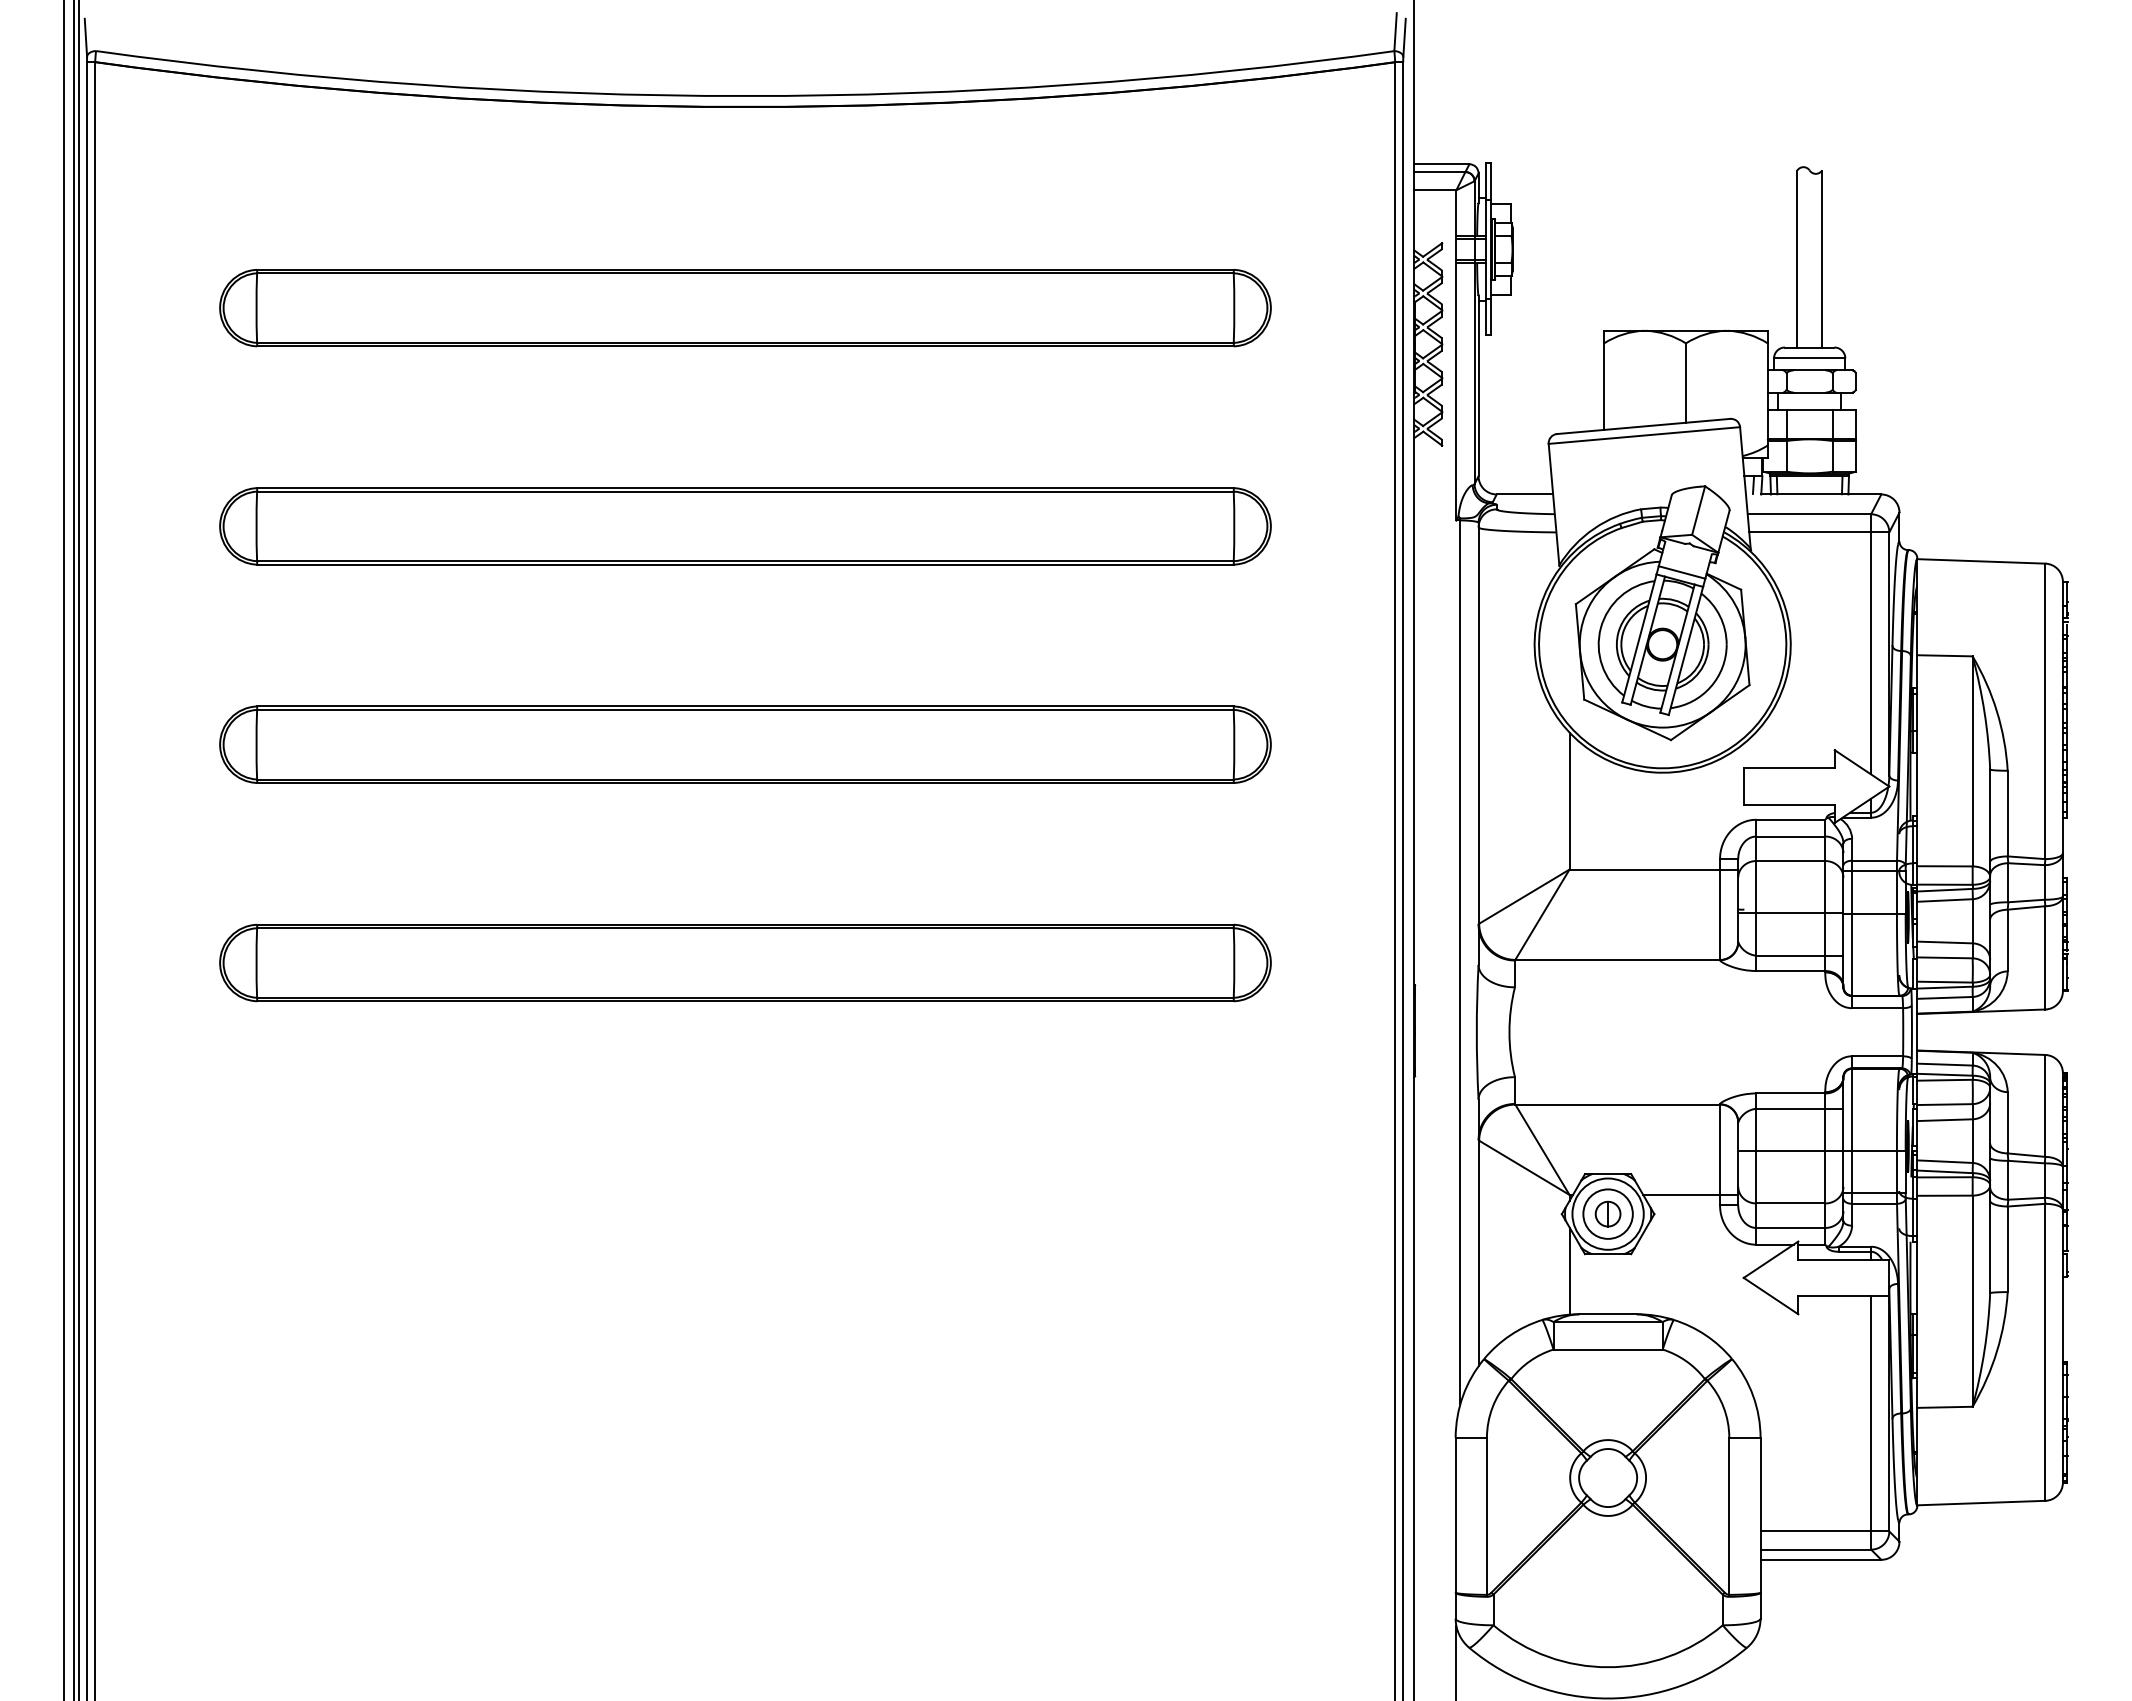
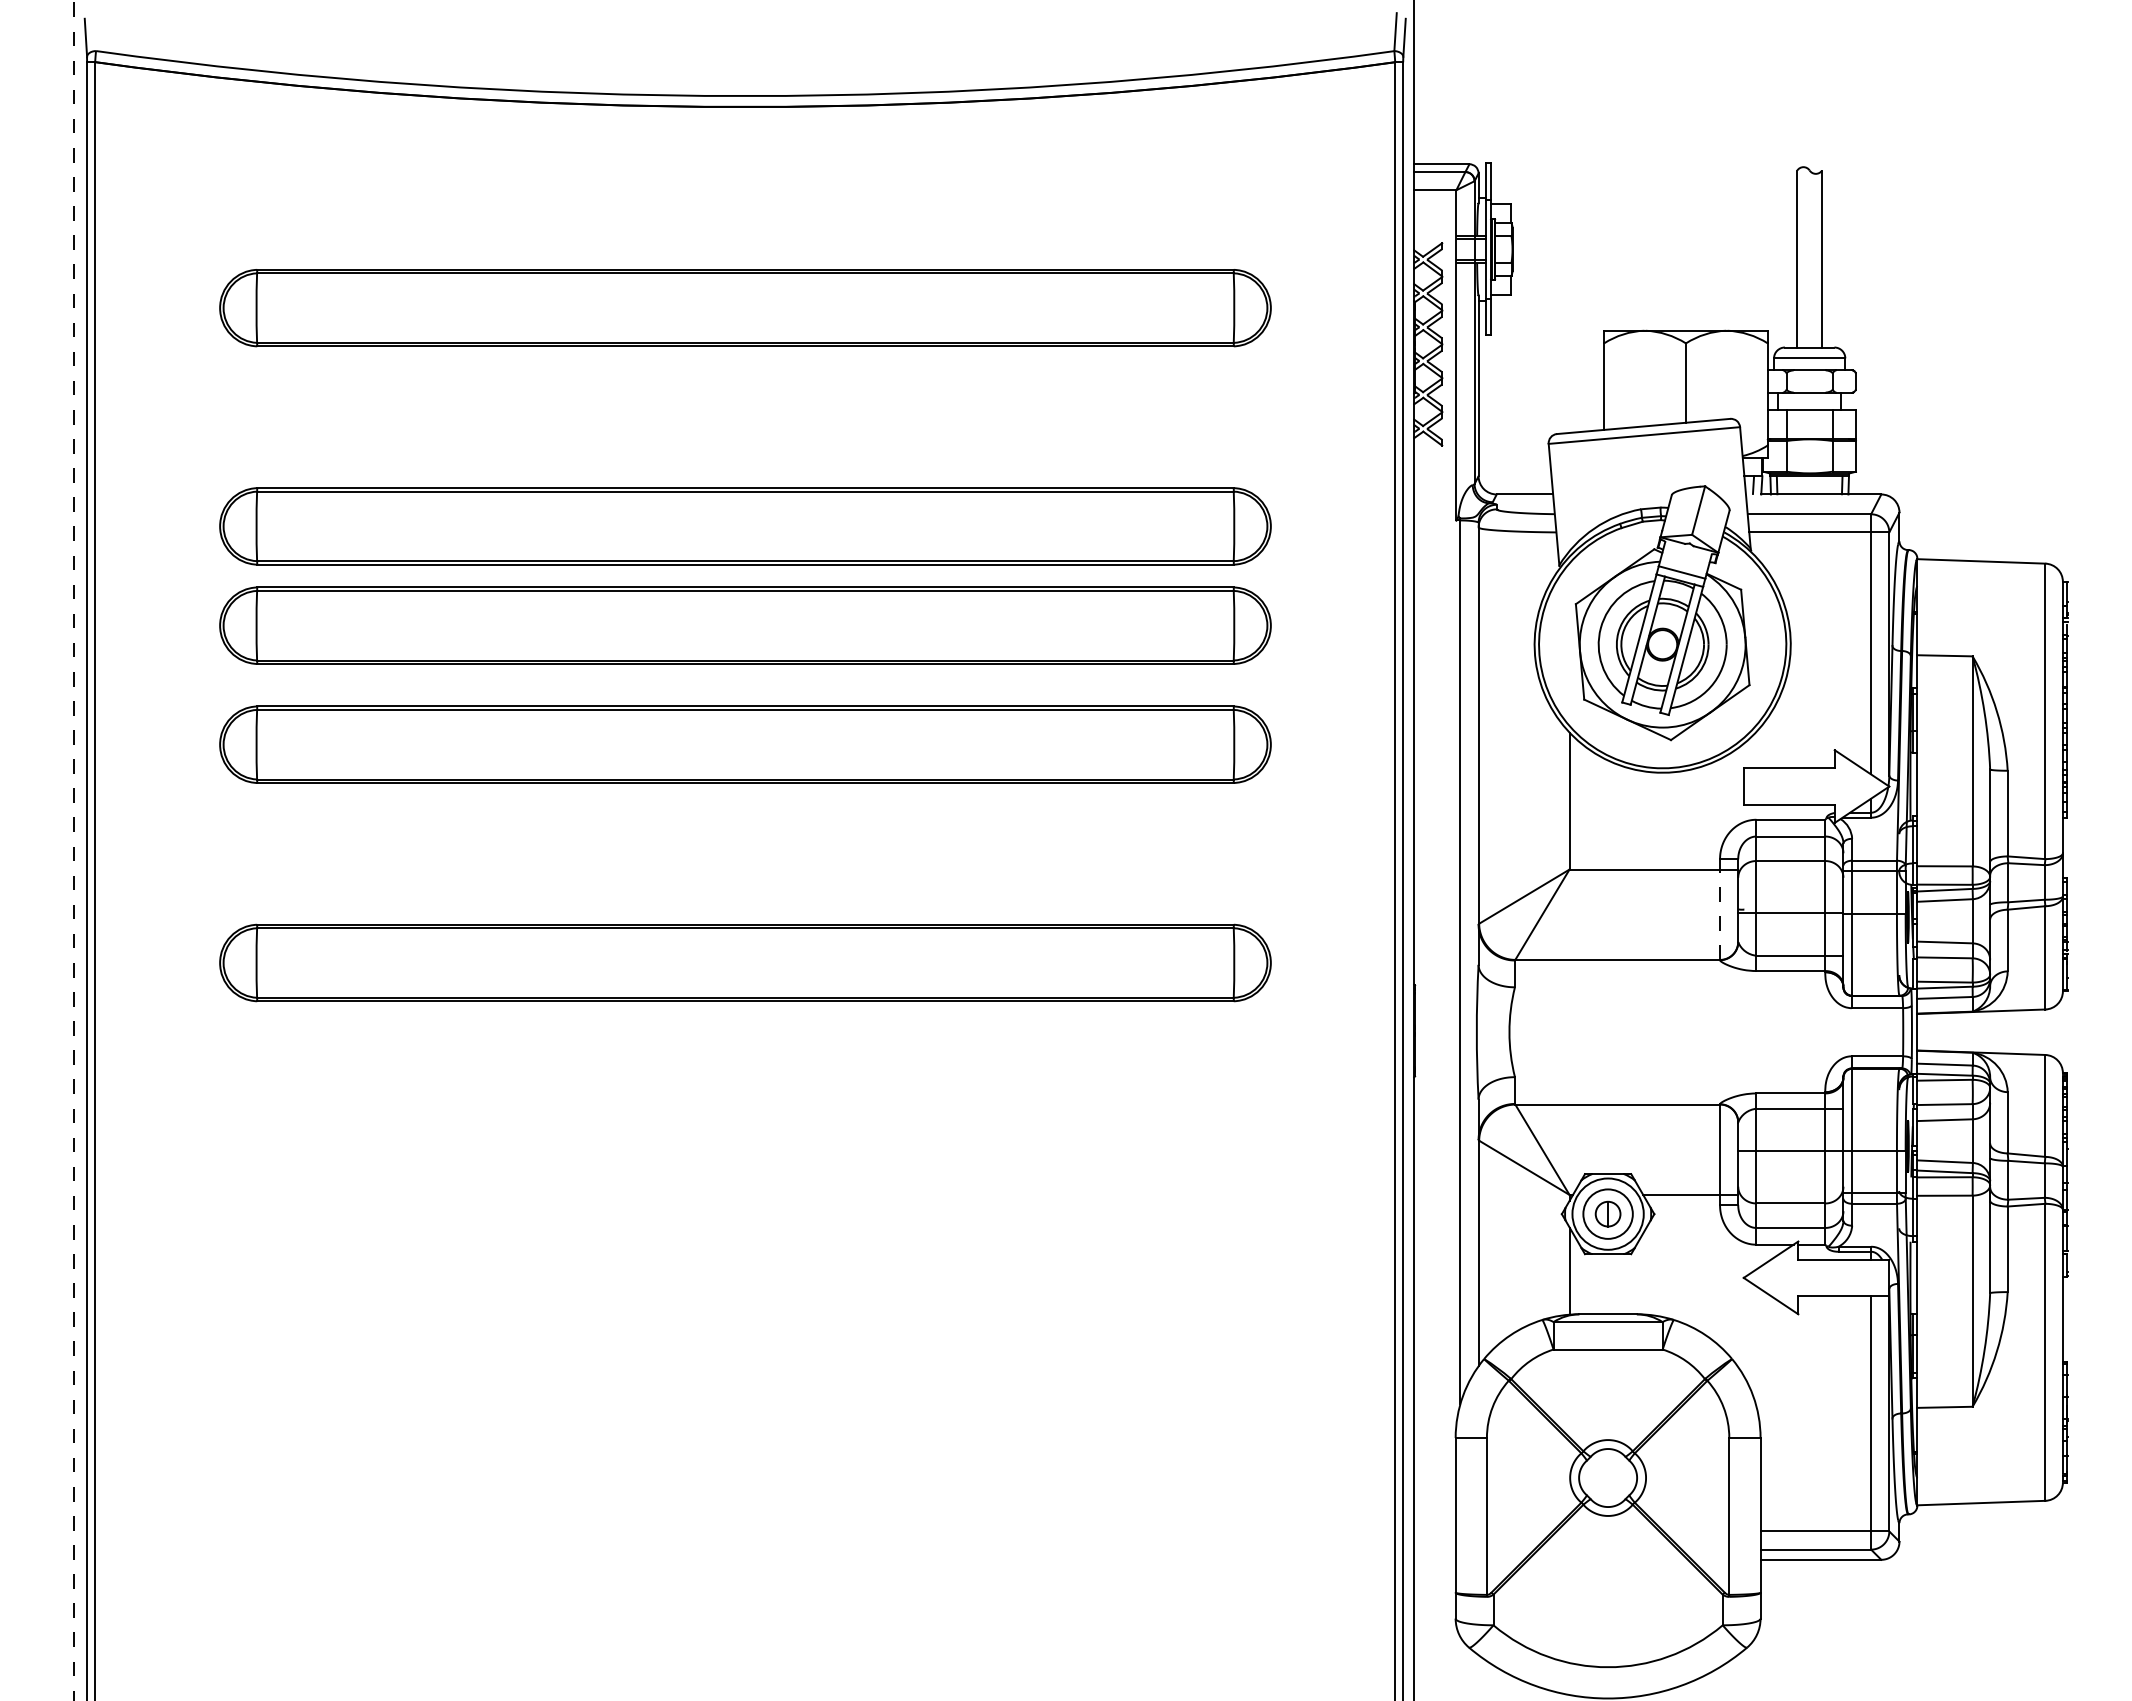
part: none -> present (745, 625)
line: present -> none (63, 849)
line: present -> none (78, 849)
line: solid -> dashed (73, 850)
line: solid -> dashed (1720, 914)
line: present -> none (1456, 1661)
